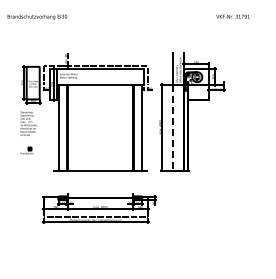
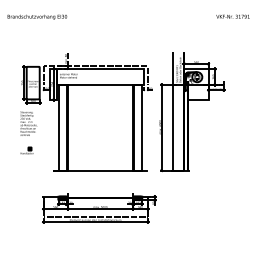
line: dashed -> solid (173, 127)
